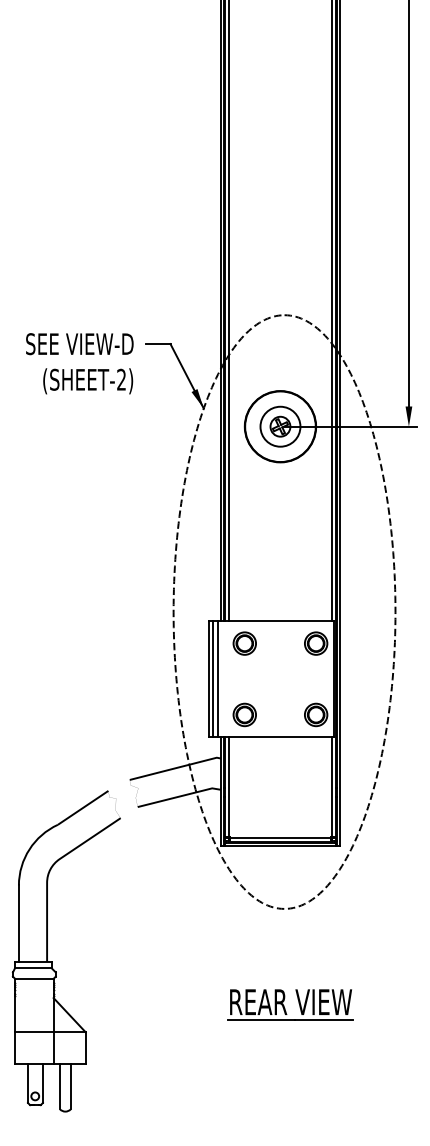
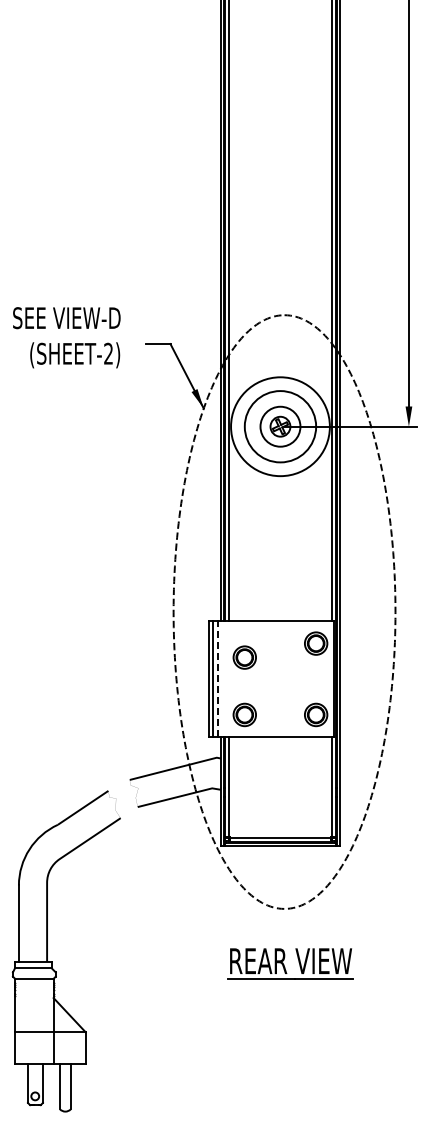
text position: (79, 363) -> (66, 337) (66, 337)
circle diameter: 71 px -> 99 px (280, 426)
part position: (244, 643) -> (244, 657) (244, 657)
line: solid -> dashed (217, 679)
part position: (284, 1005) -> (284, 964) (284, 964)
